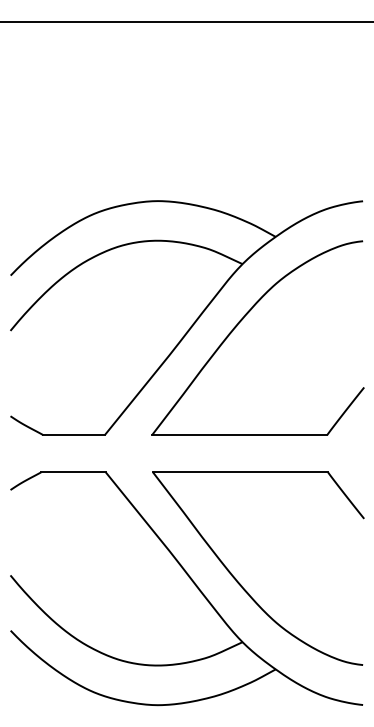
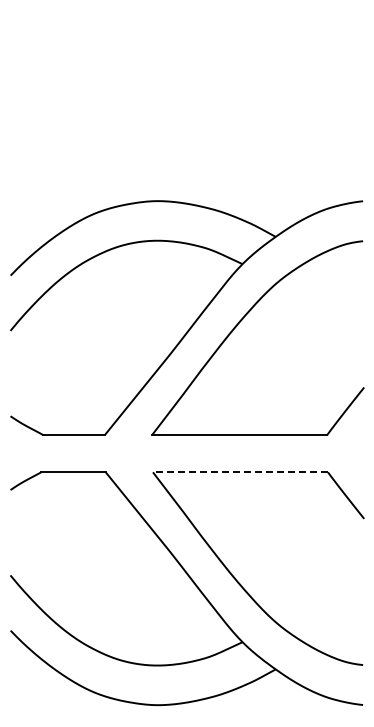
line: present -> none (186, 21)
line: solid -> dashed (240, 472)
